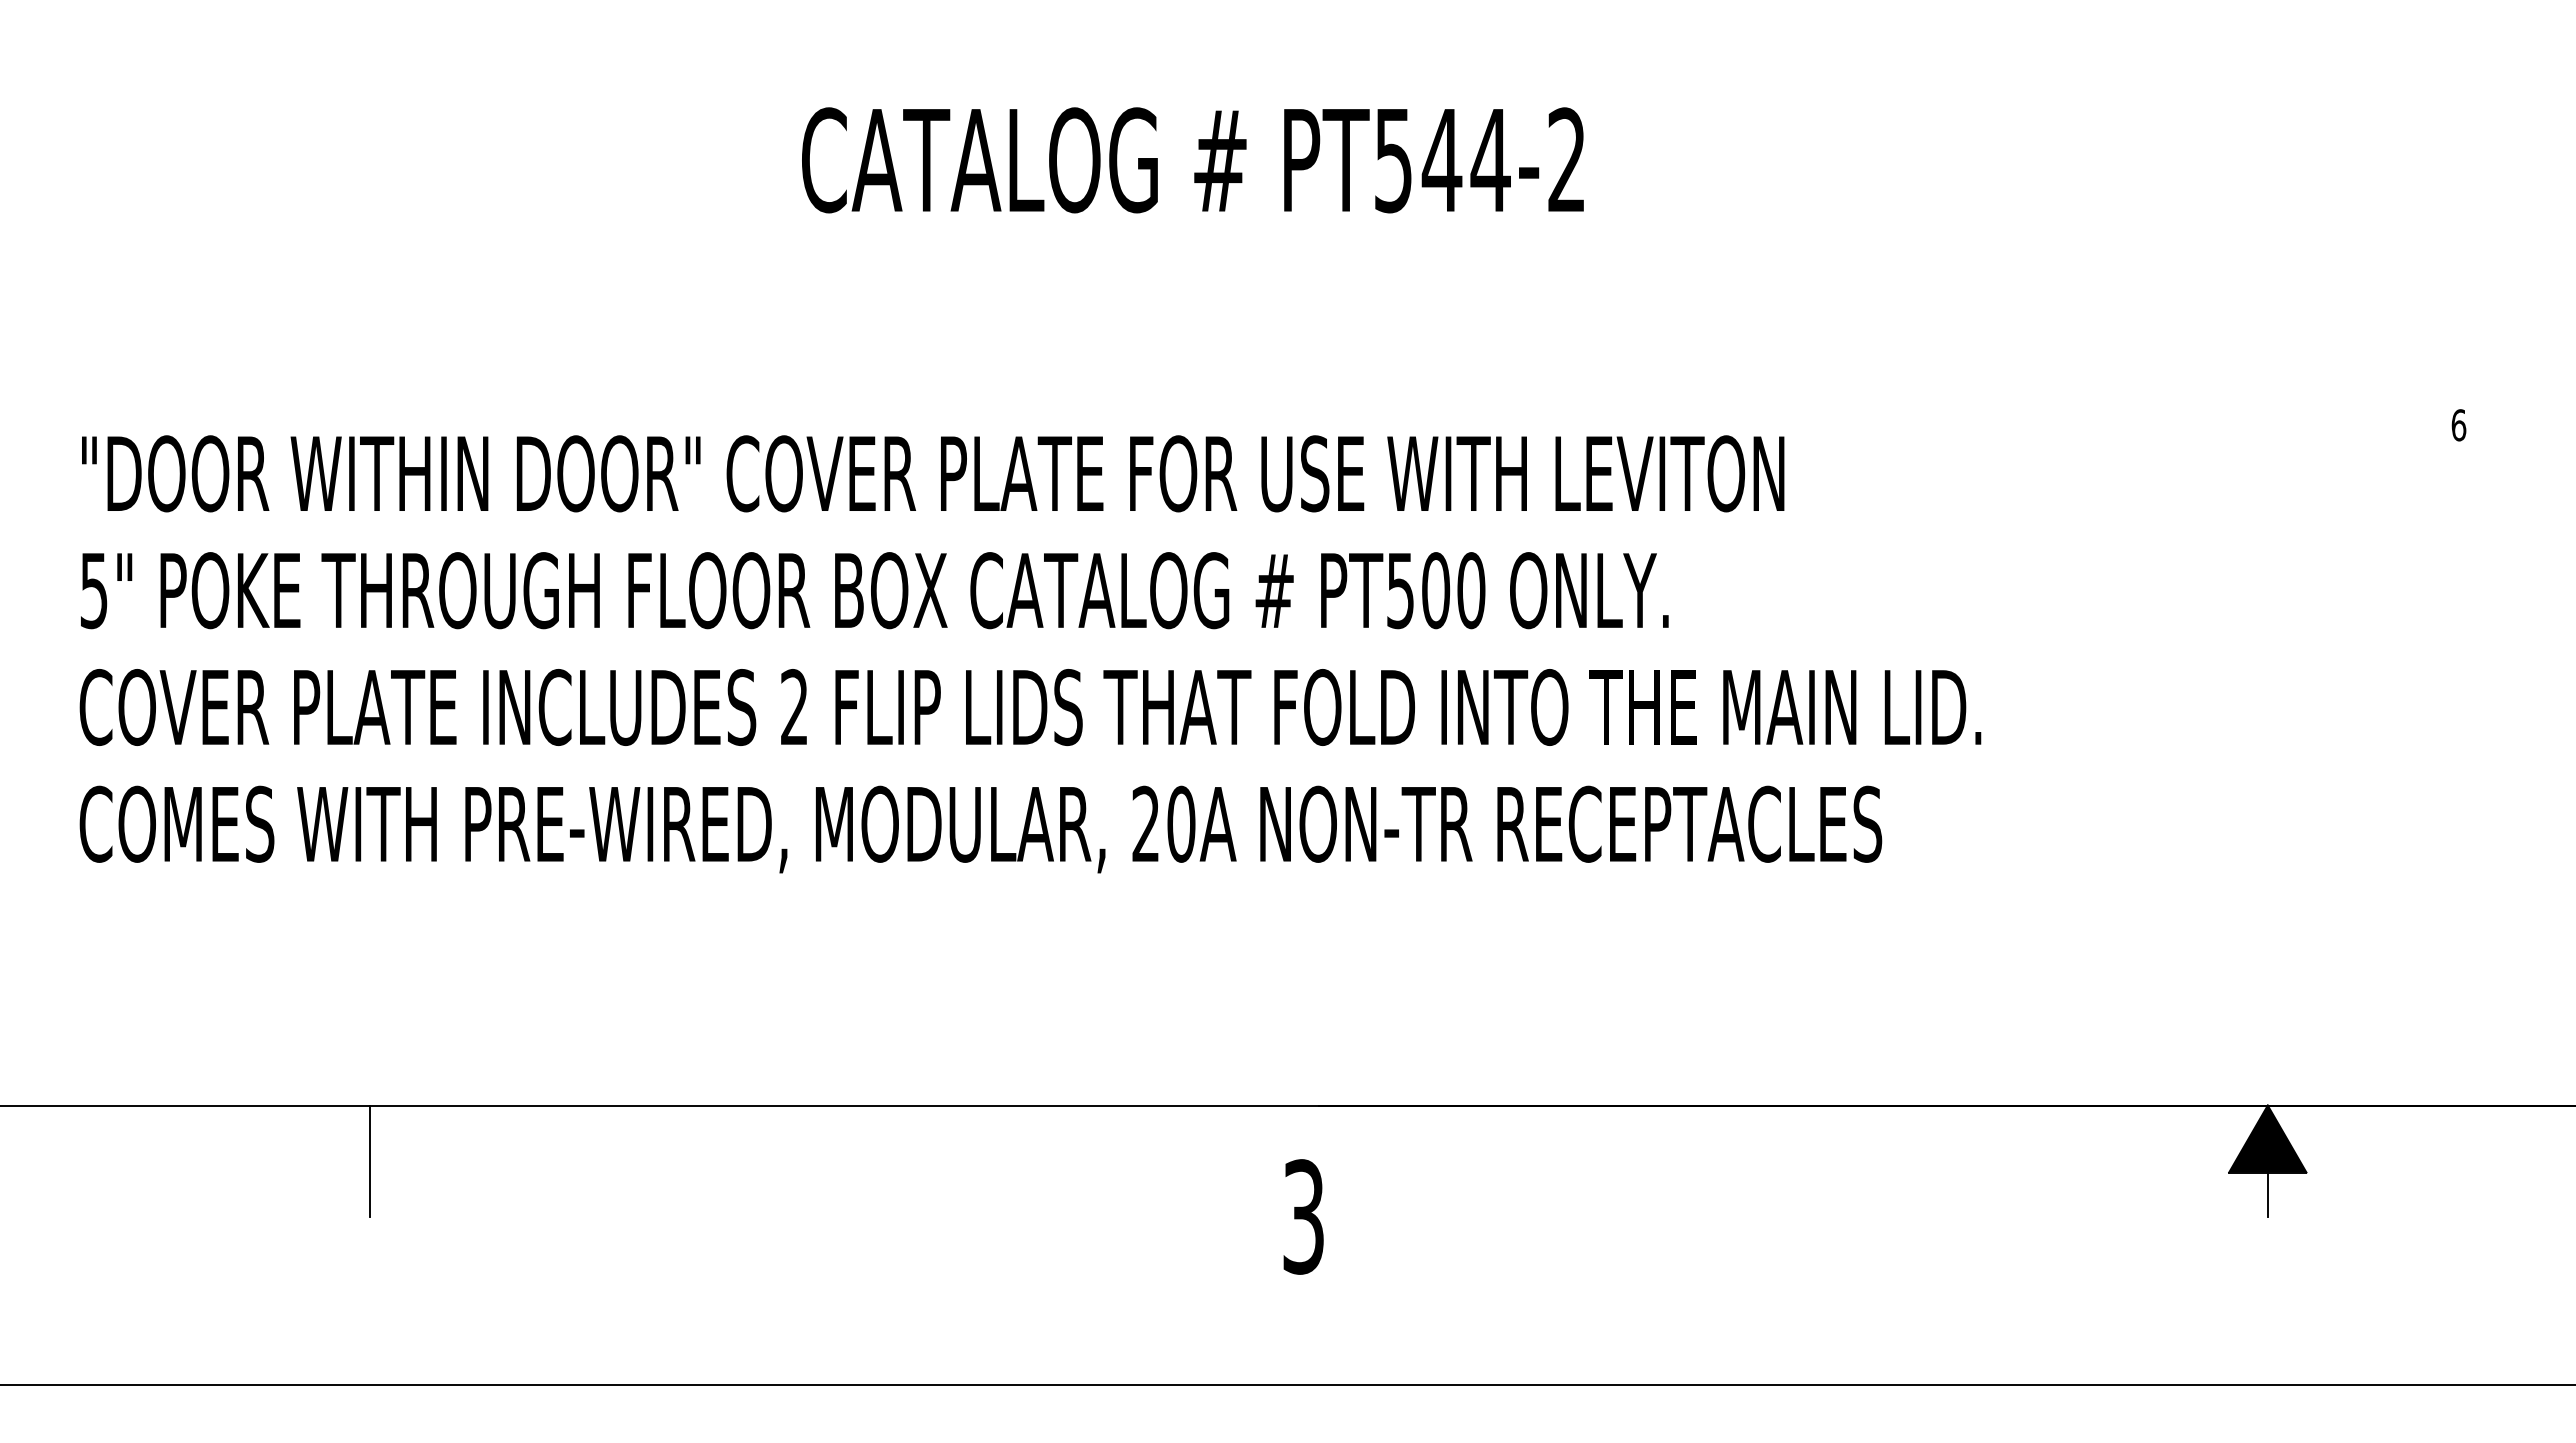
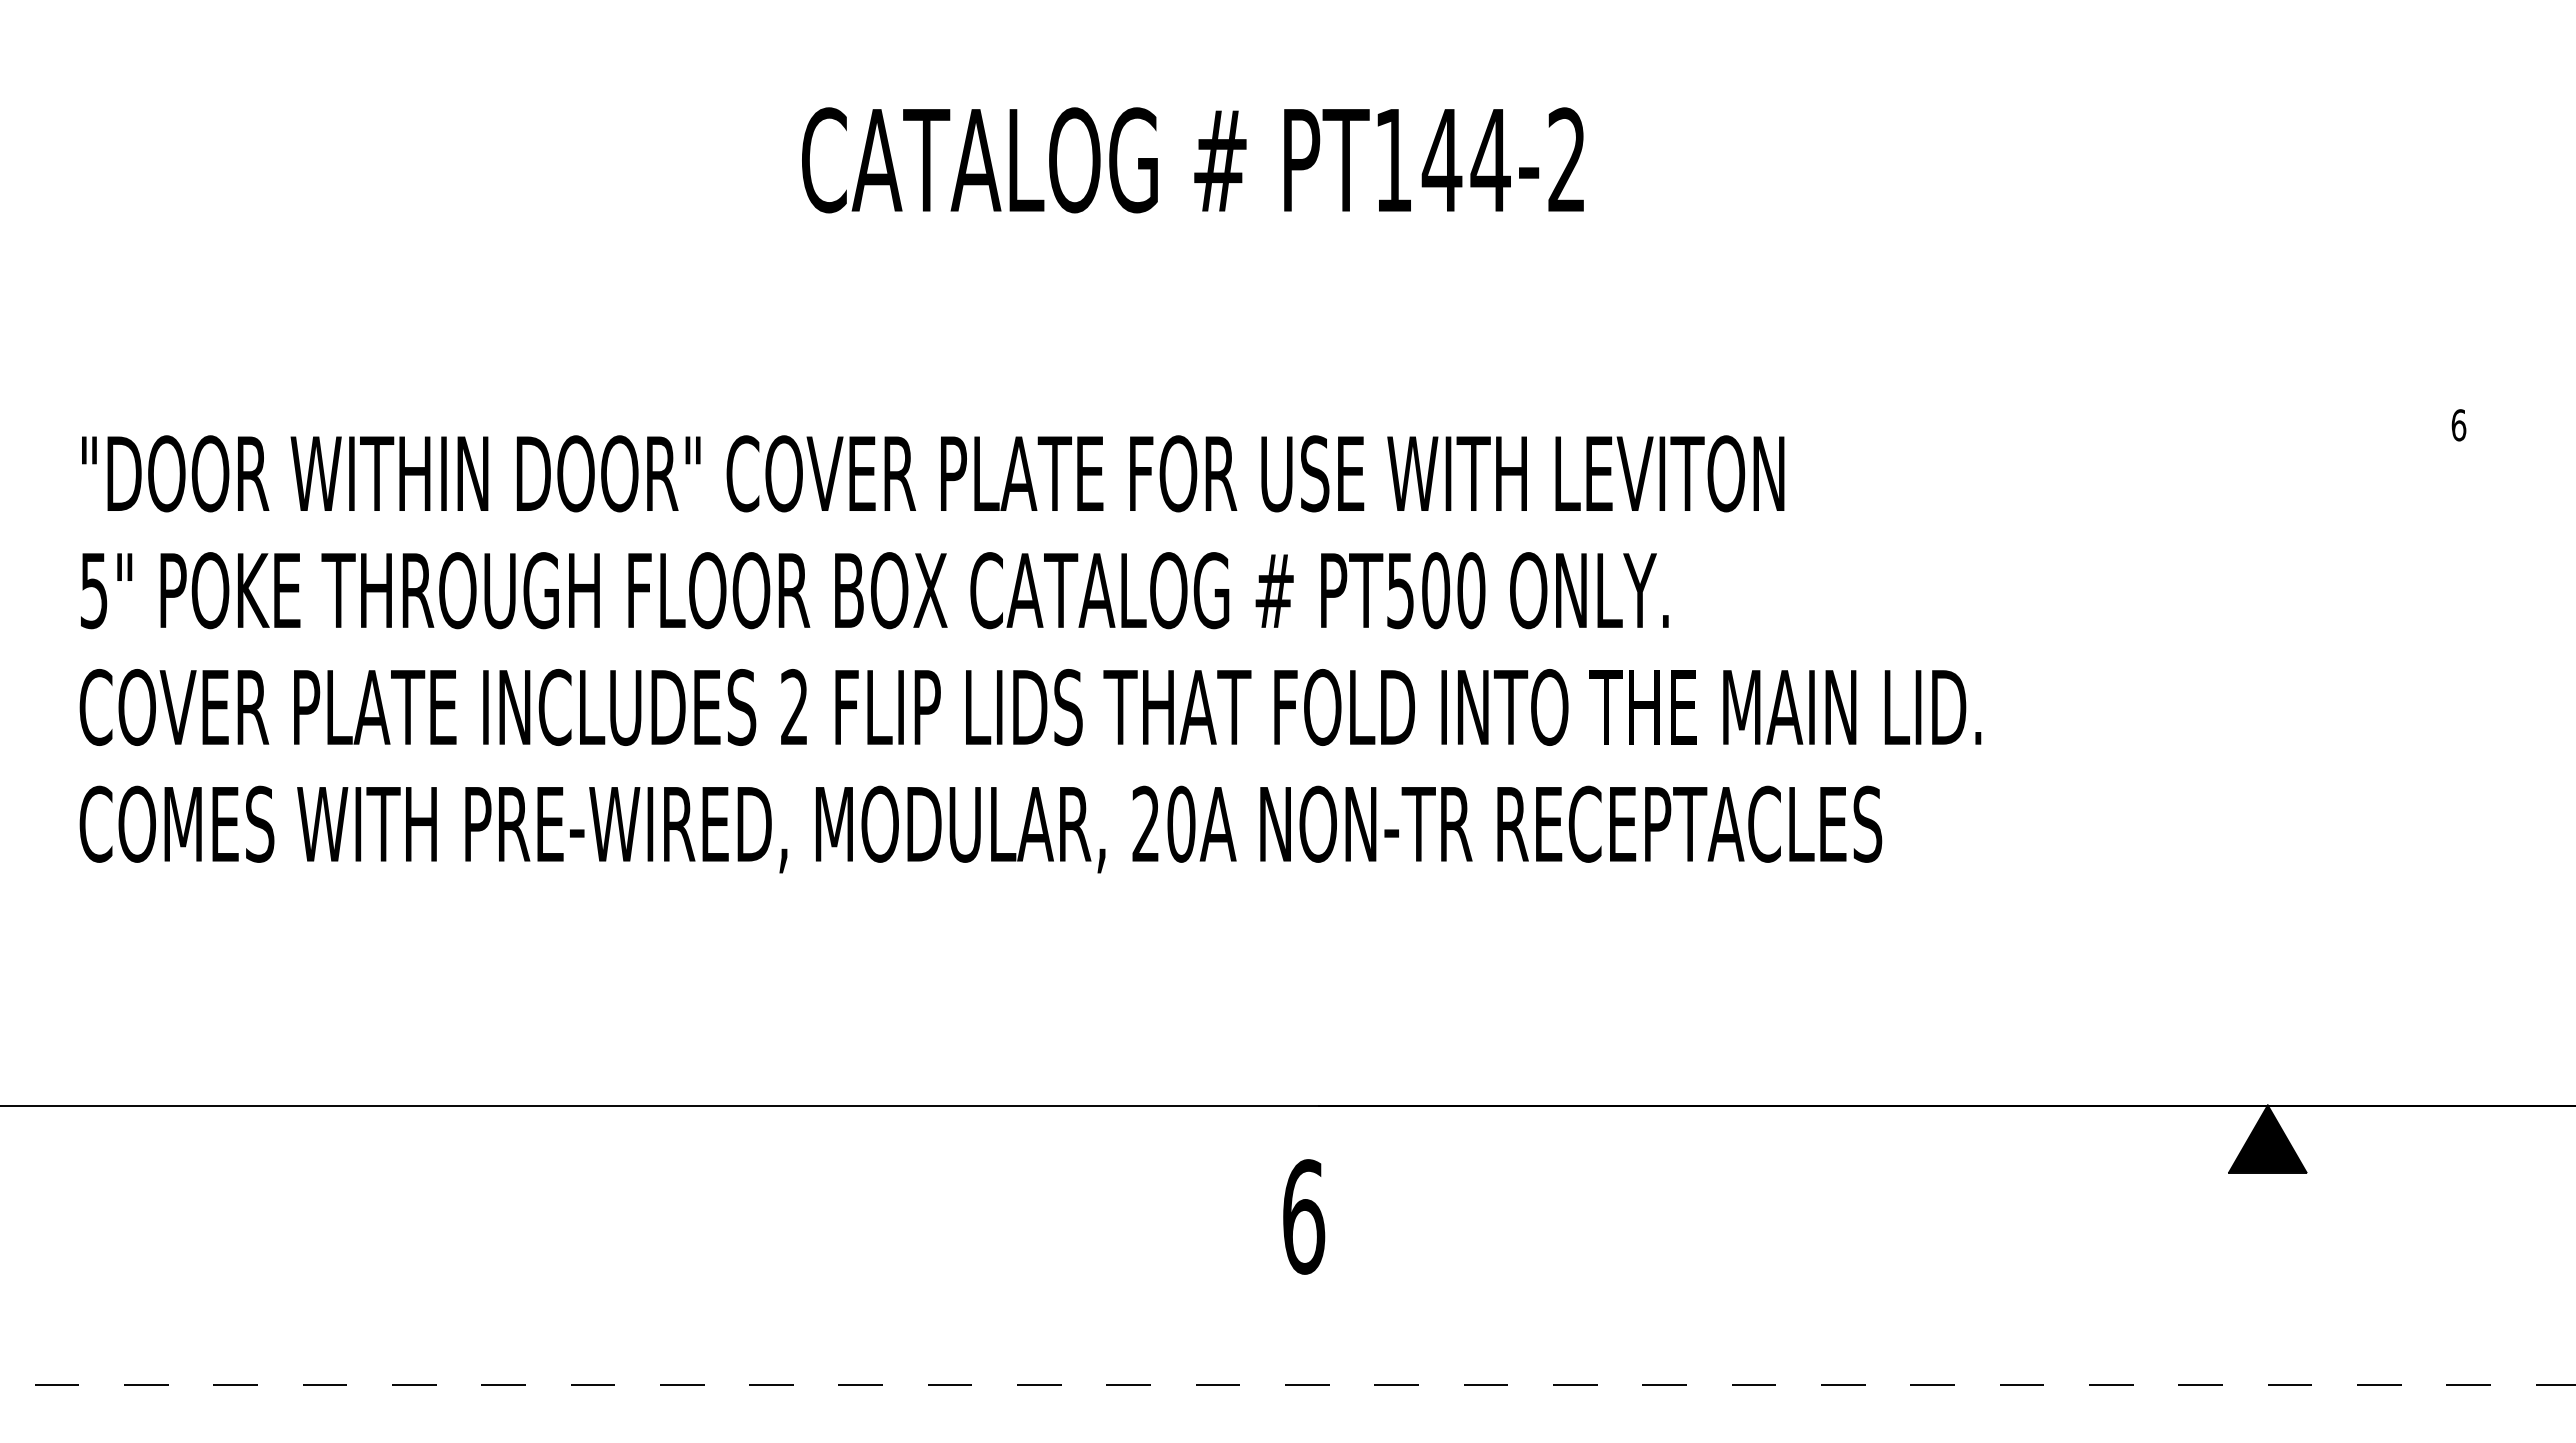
text: PT544-2 -> PT144-2 (1393, 161)
line: present -> none (369, 1161)
line: present -> none (2267, 1194)
text: 3 -> 6 (1304, 1216)
line: solid -> dashed (1287, 1384)
